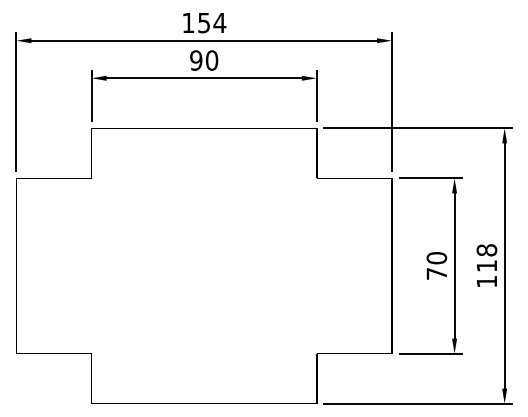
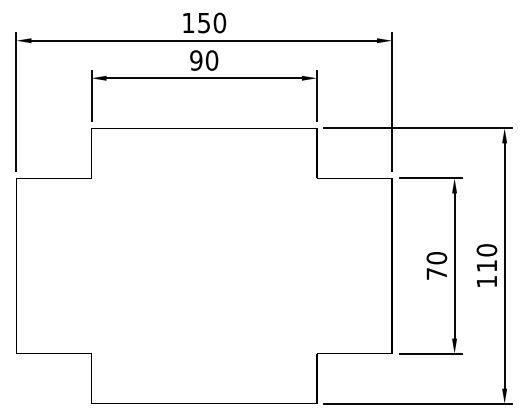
text: 154 -> 150 (219, 22)
text: 118 -> 110 (486, 250)
